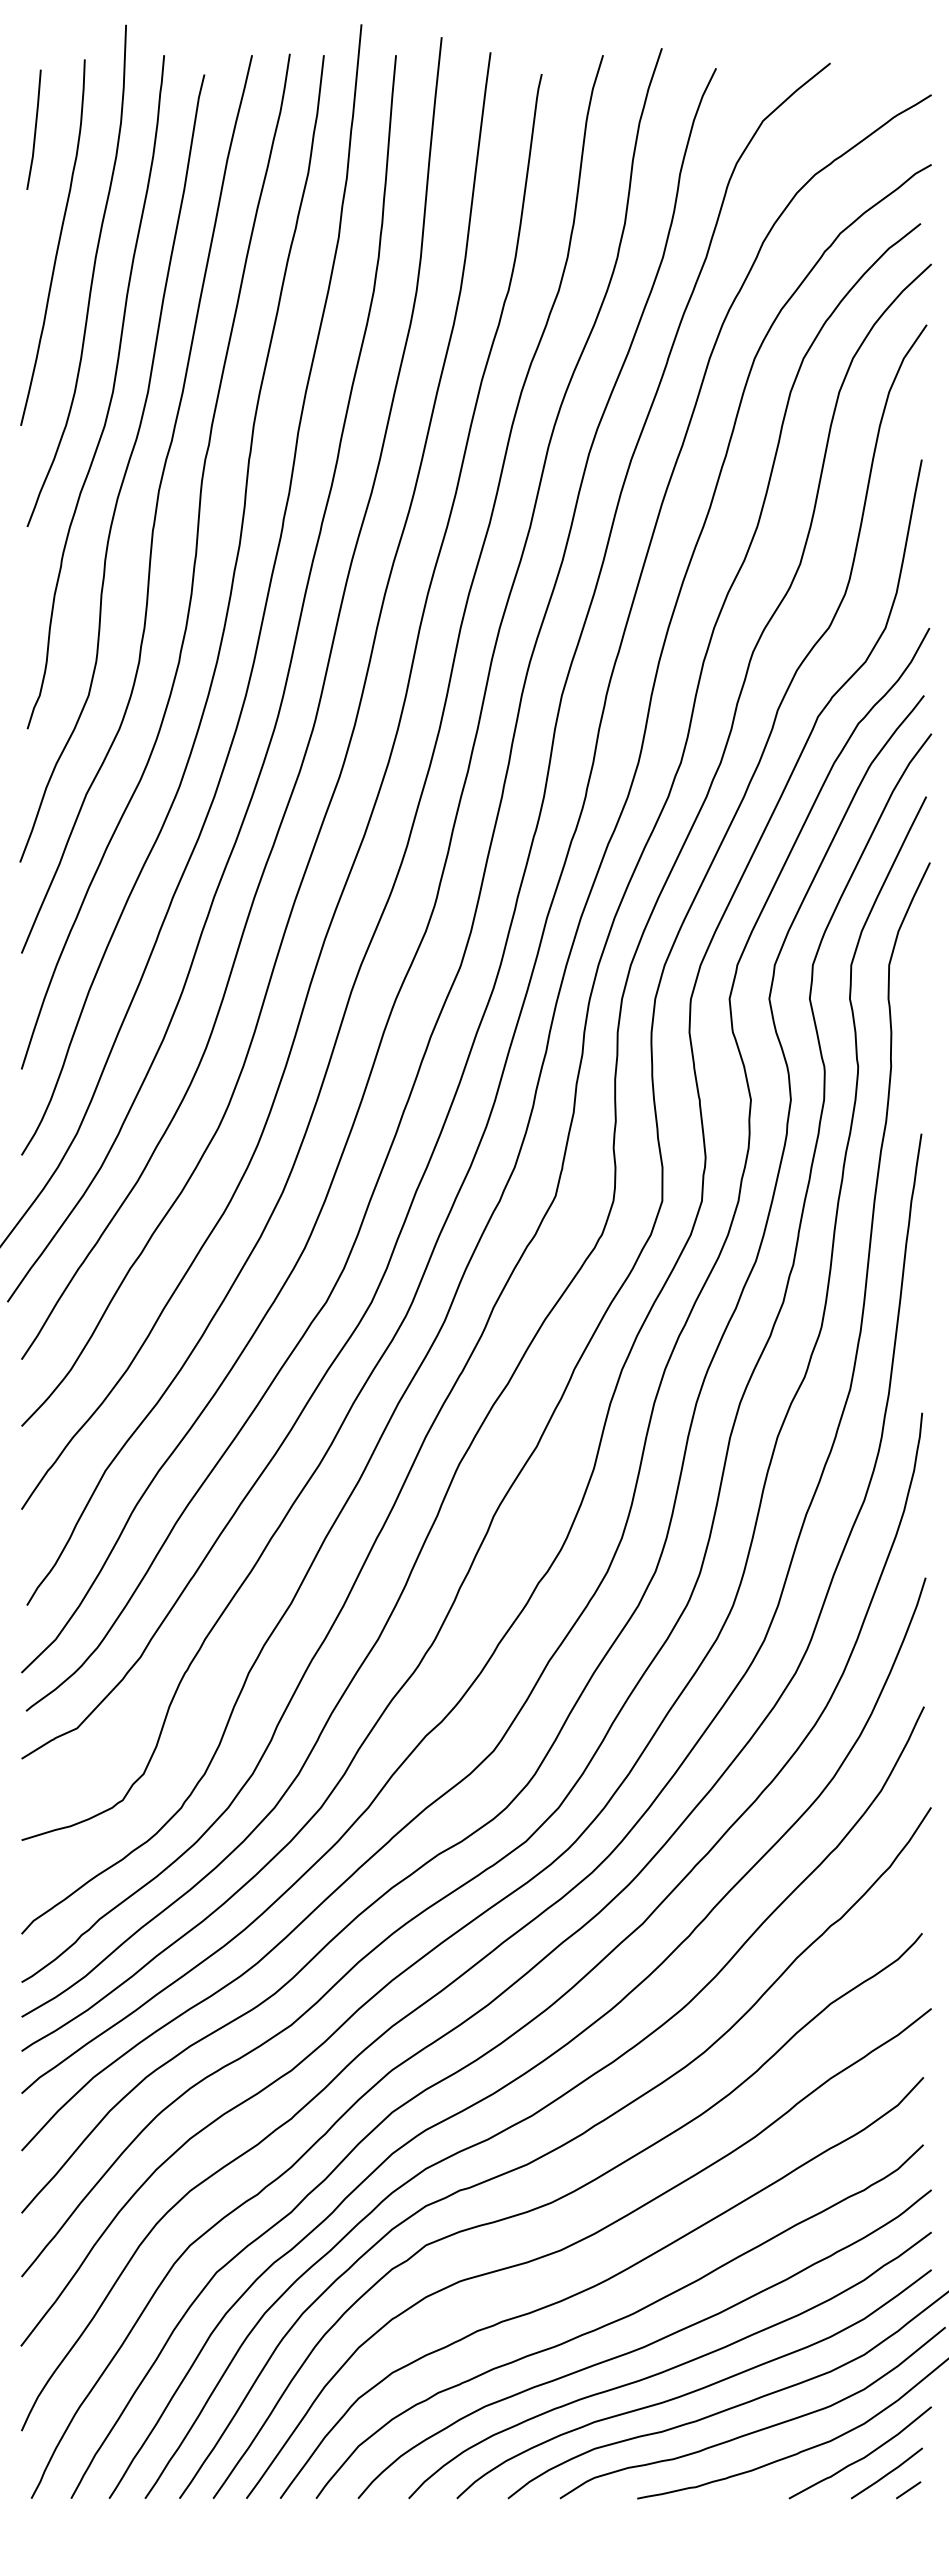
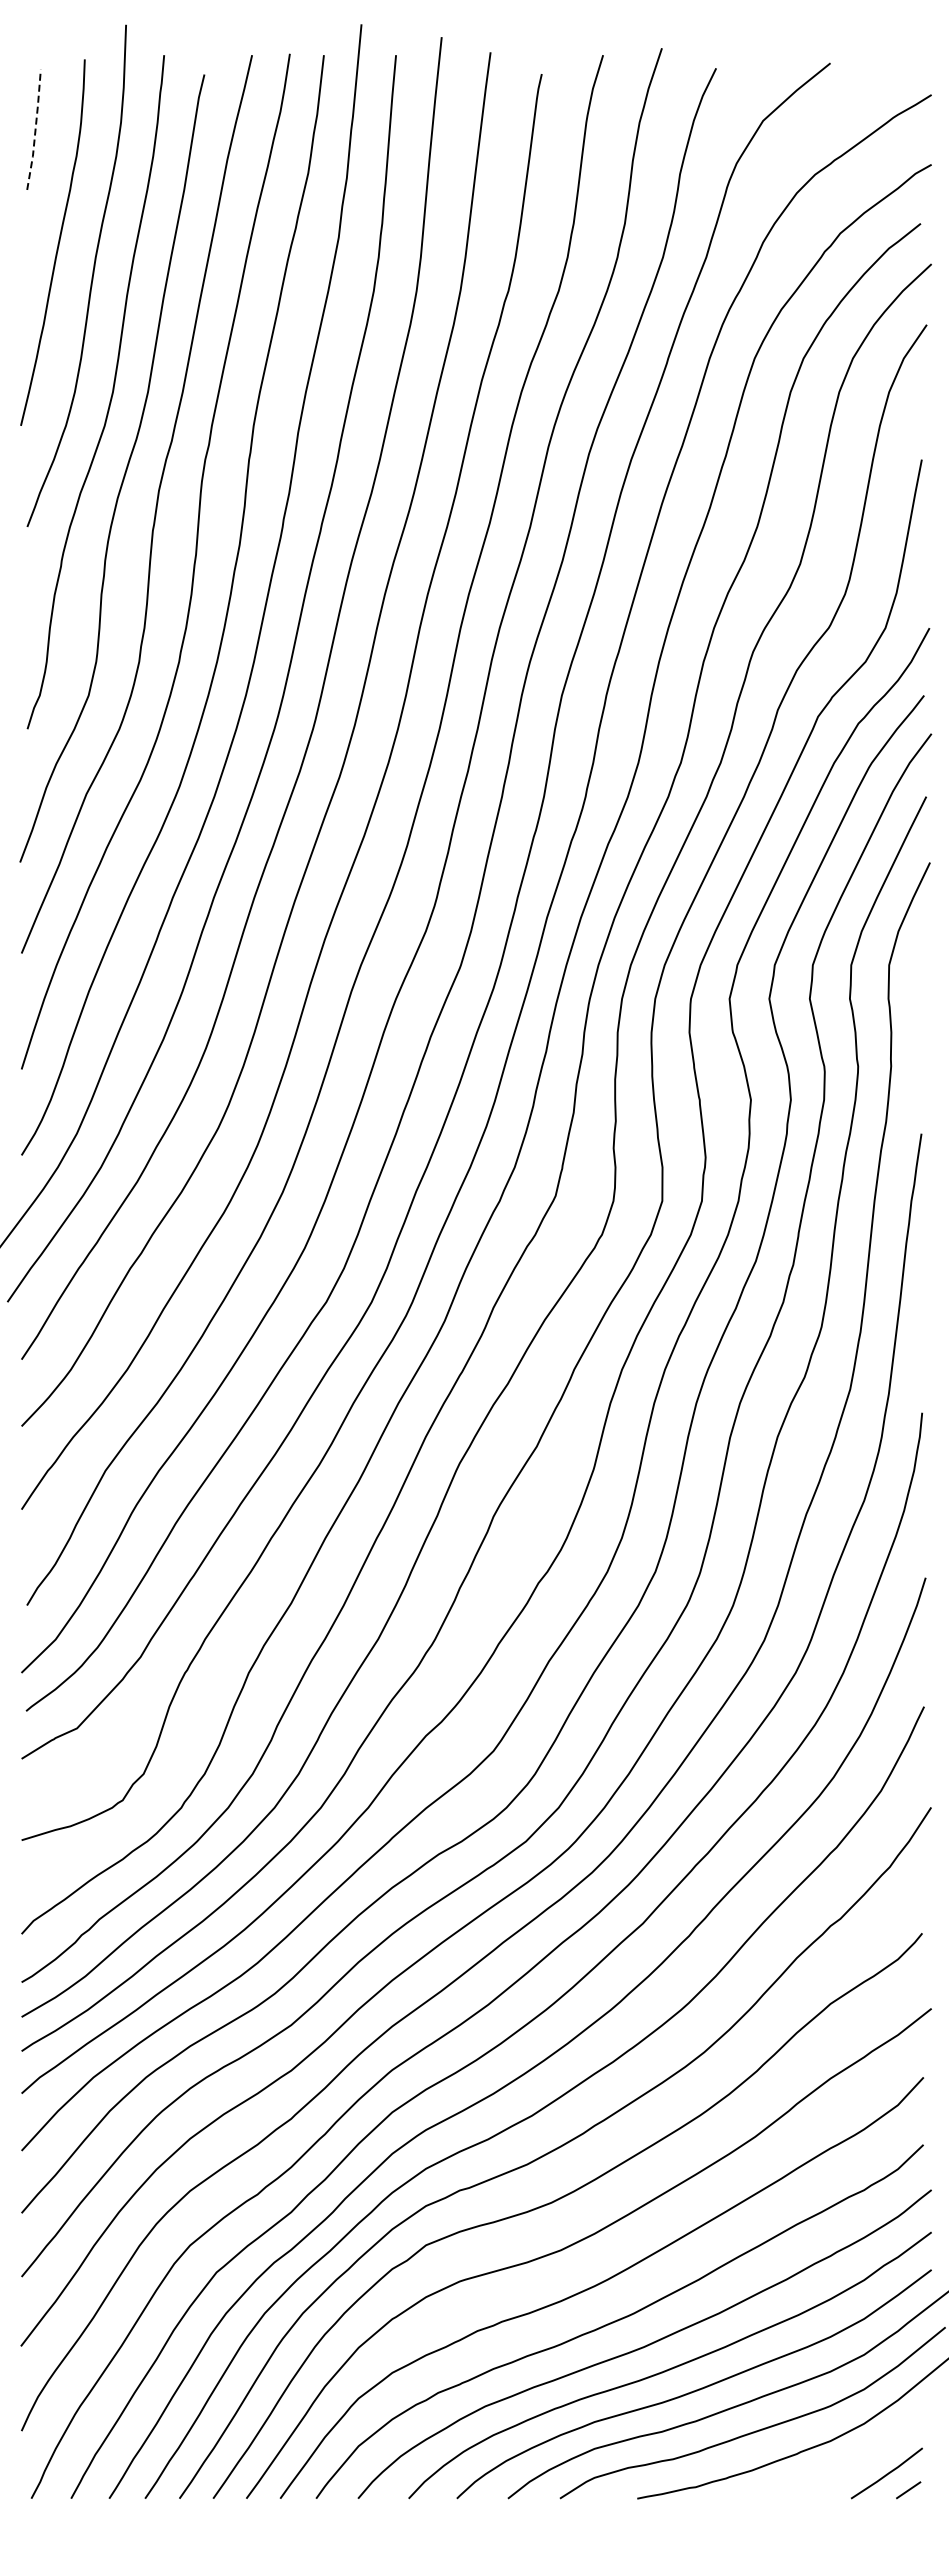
line: solid -> dashed (35, 129)
curve: present -> none (862, 2457)
